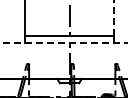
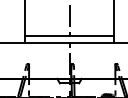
line: dashed -> solid (114, 18)
line: dashed -> solid (64, 43)
